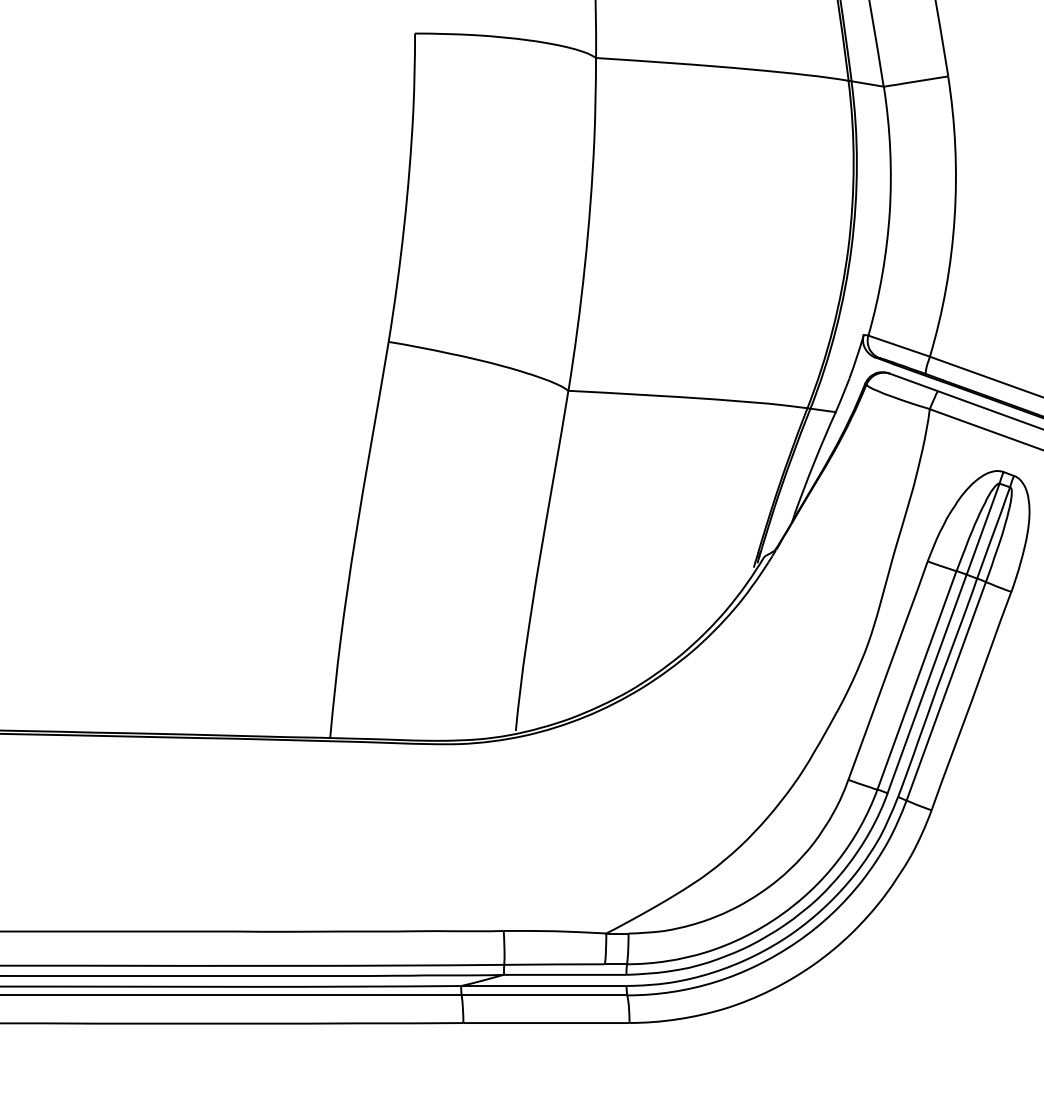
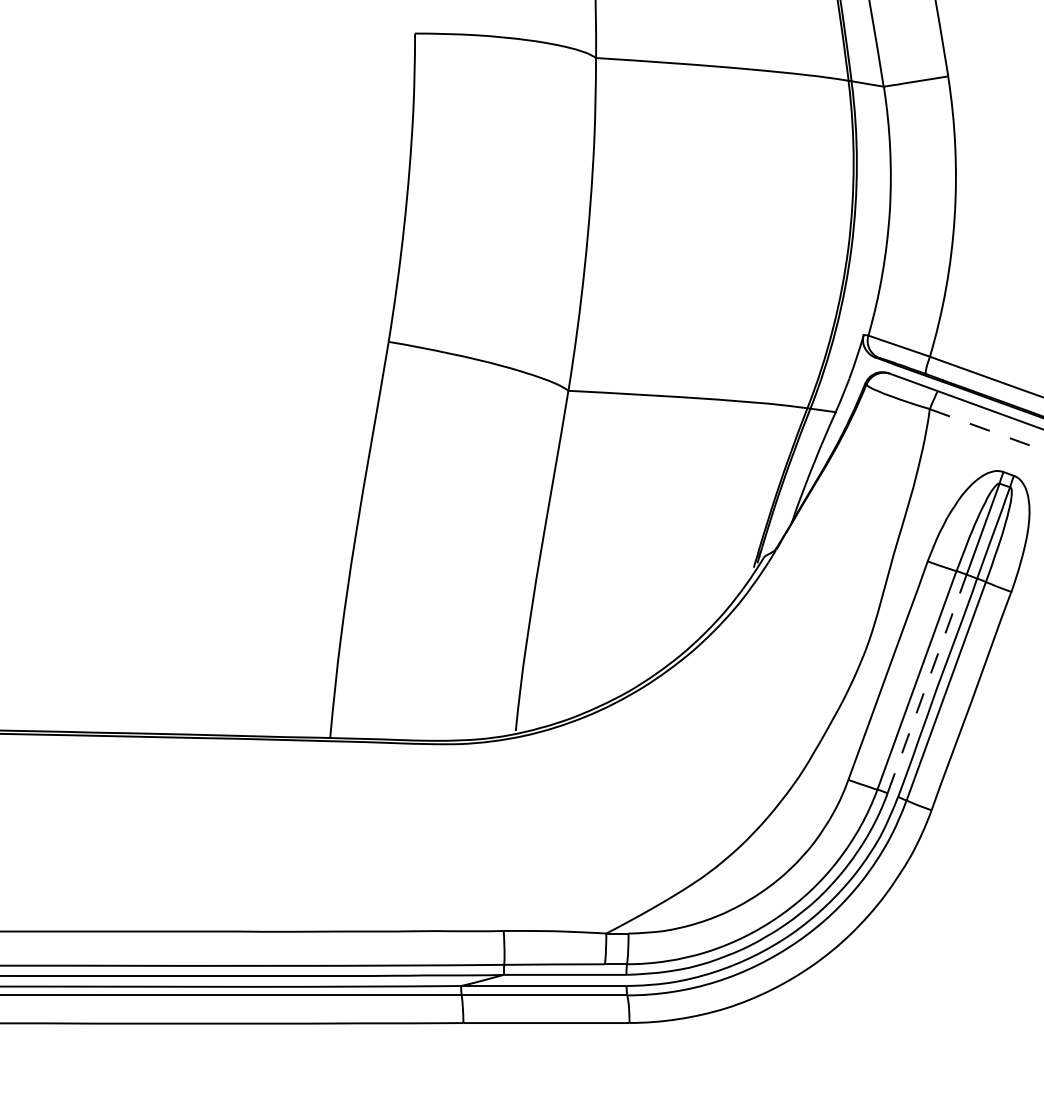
line: solid -> dashed (987, 429)
line: solid -> dashed (927, 683)
